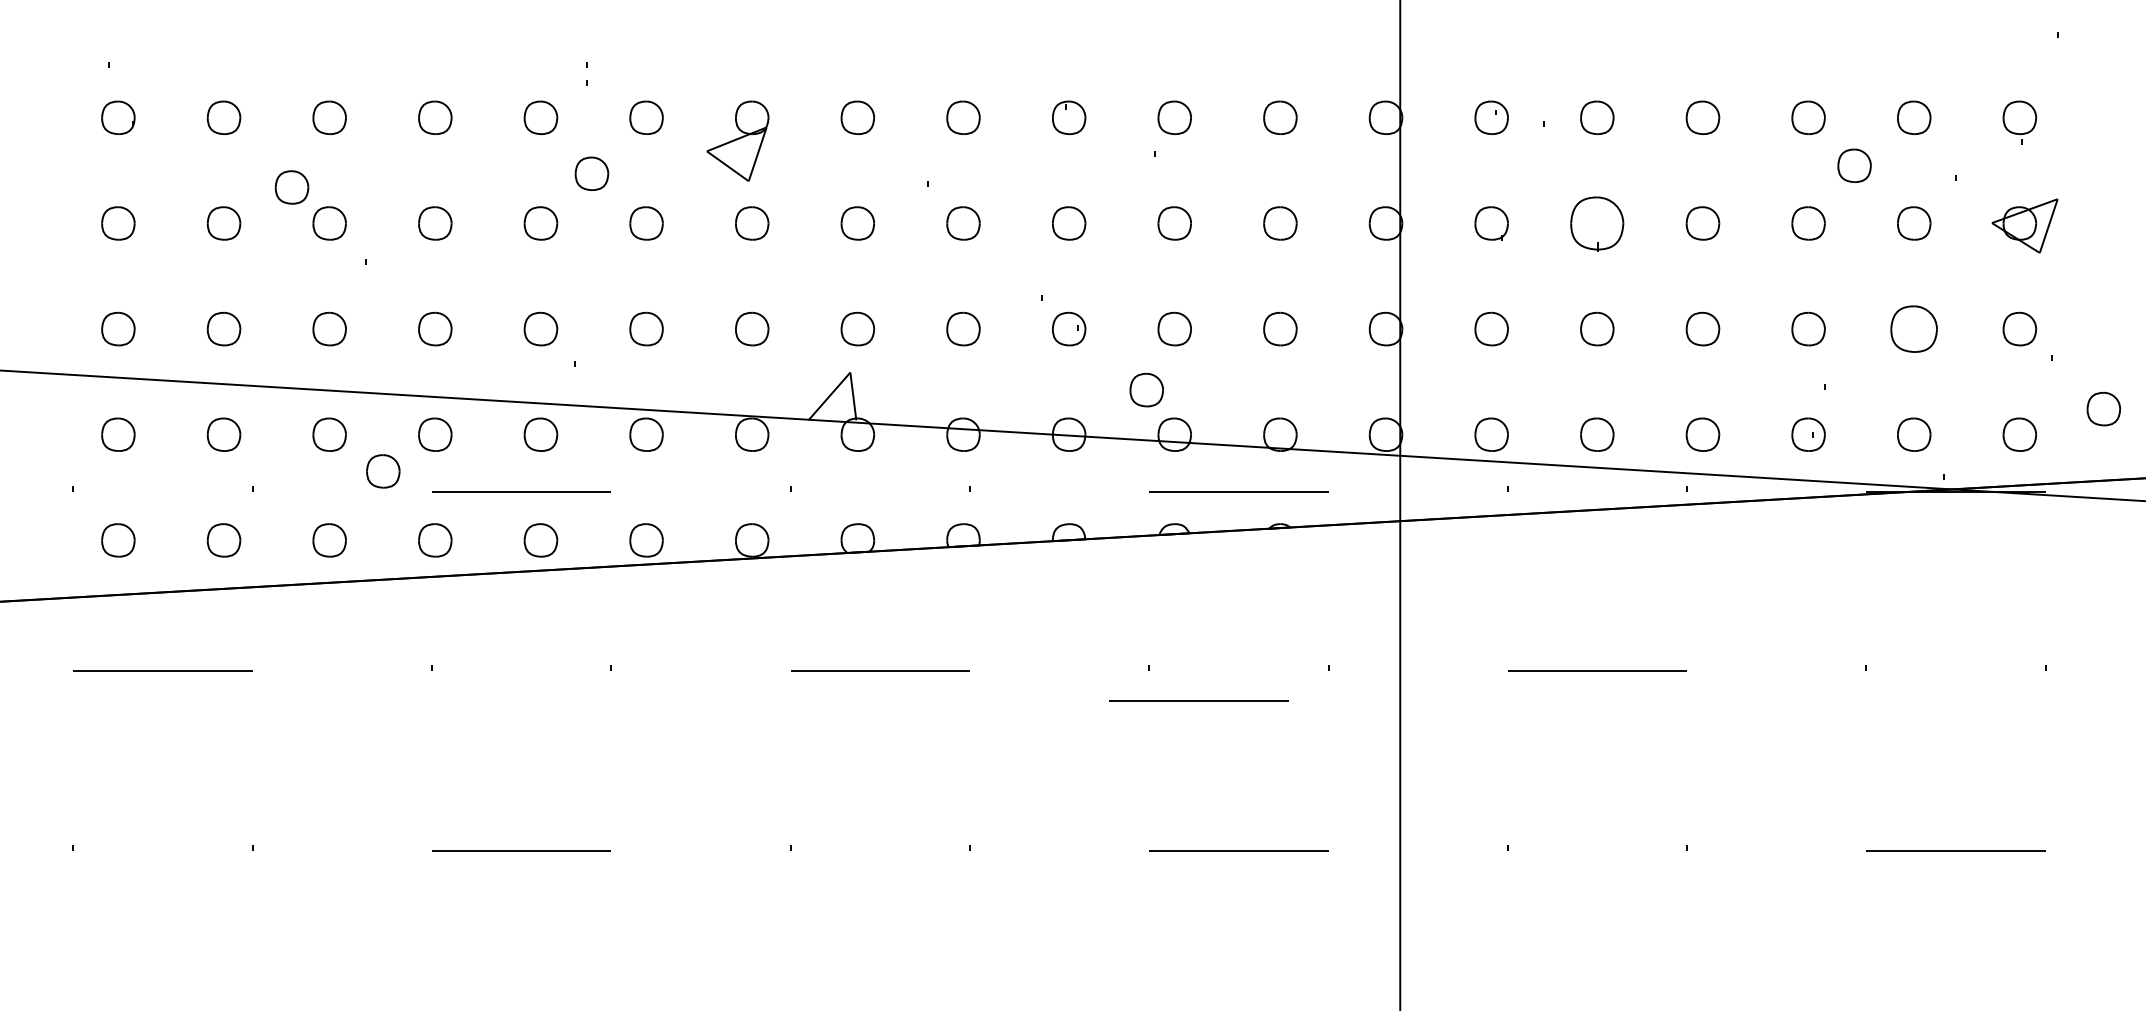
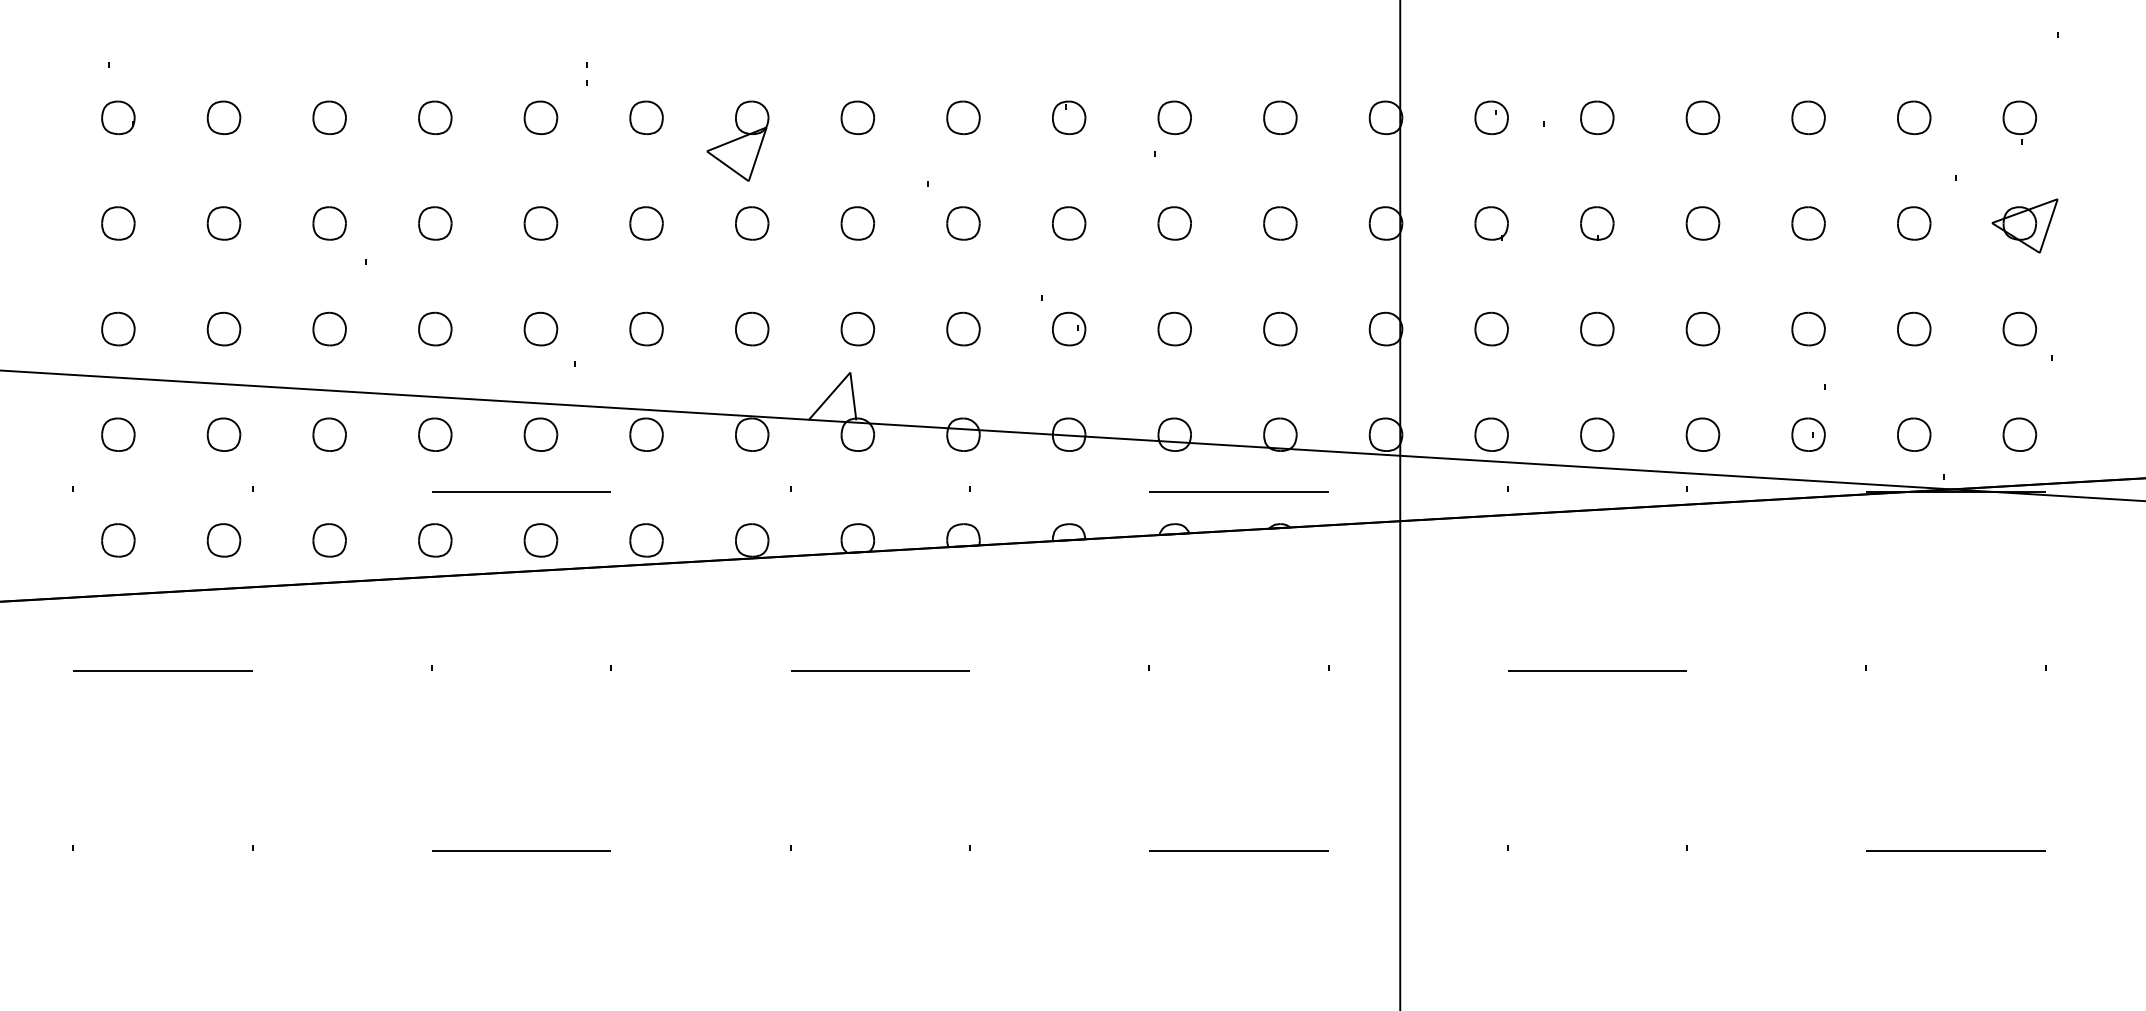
part: present -> none (1854, 165)
part: present -> none (591, 173)
part: present -> none (291, 187)
part size: 55x56 px -> 35x35 px (1597, 223)
part size: 48x48 px -> 35x36 px (1914, 328)
part: present -> none (1146, 389)
part: present -> none (2103, 408)
part: present -> none (383, 471)
line: present -> none (1198, 700)
